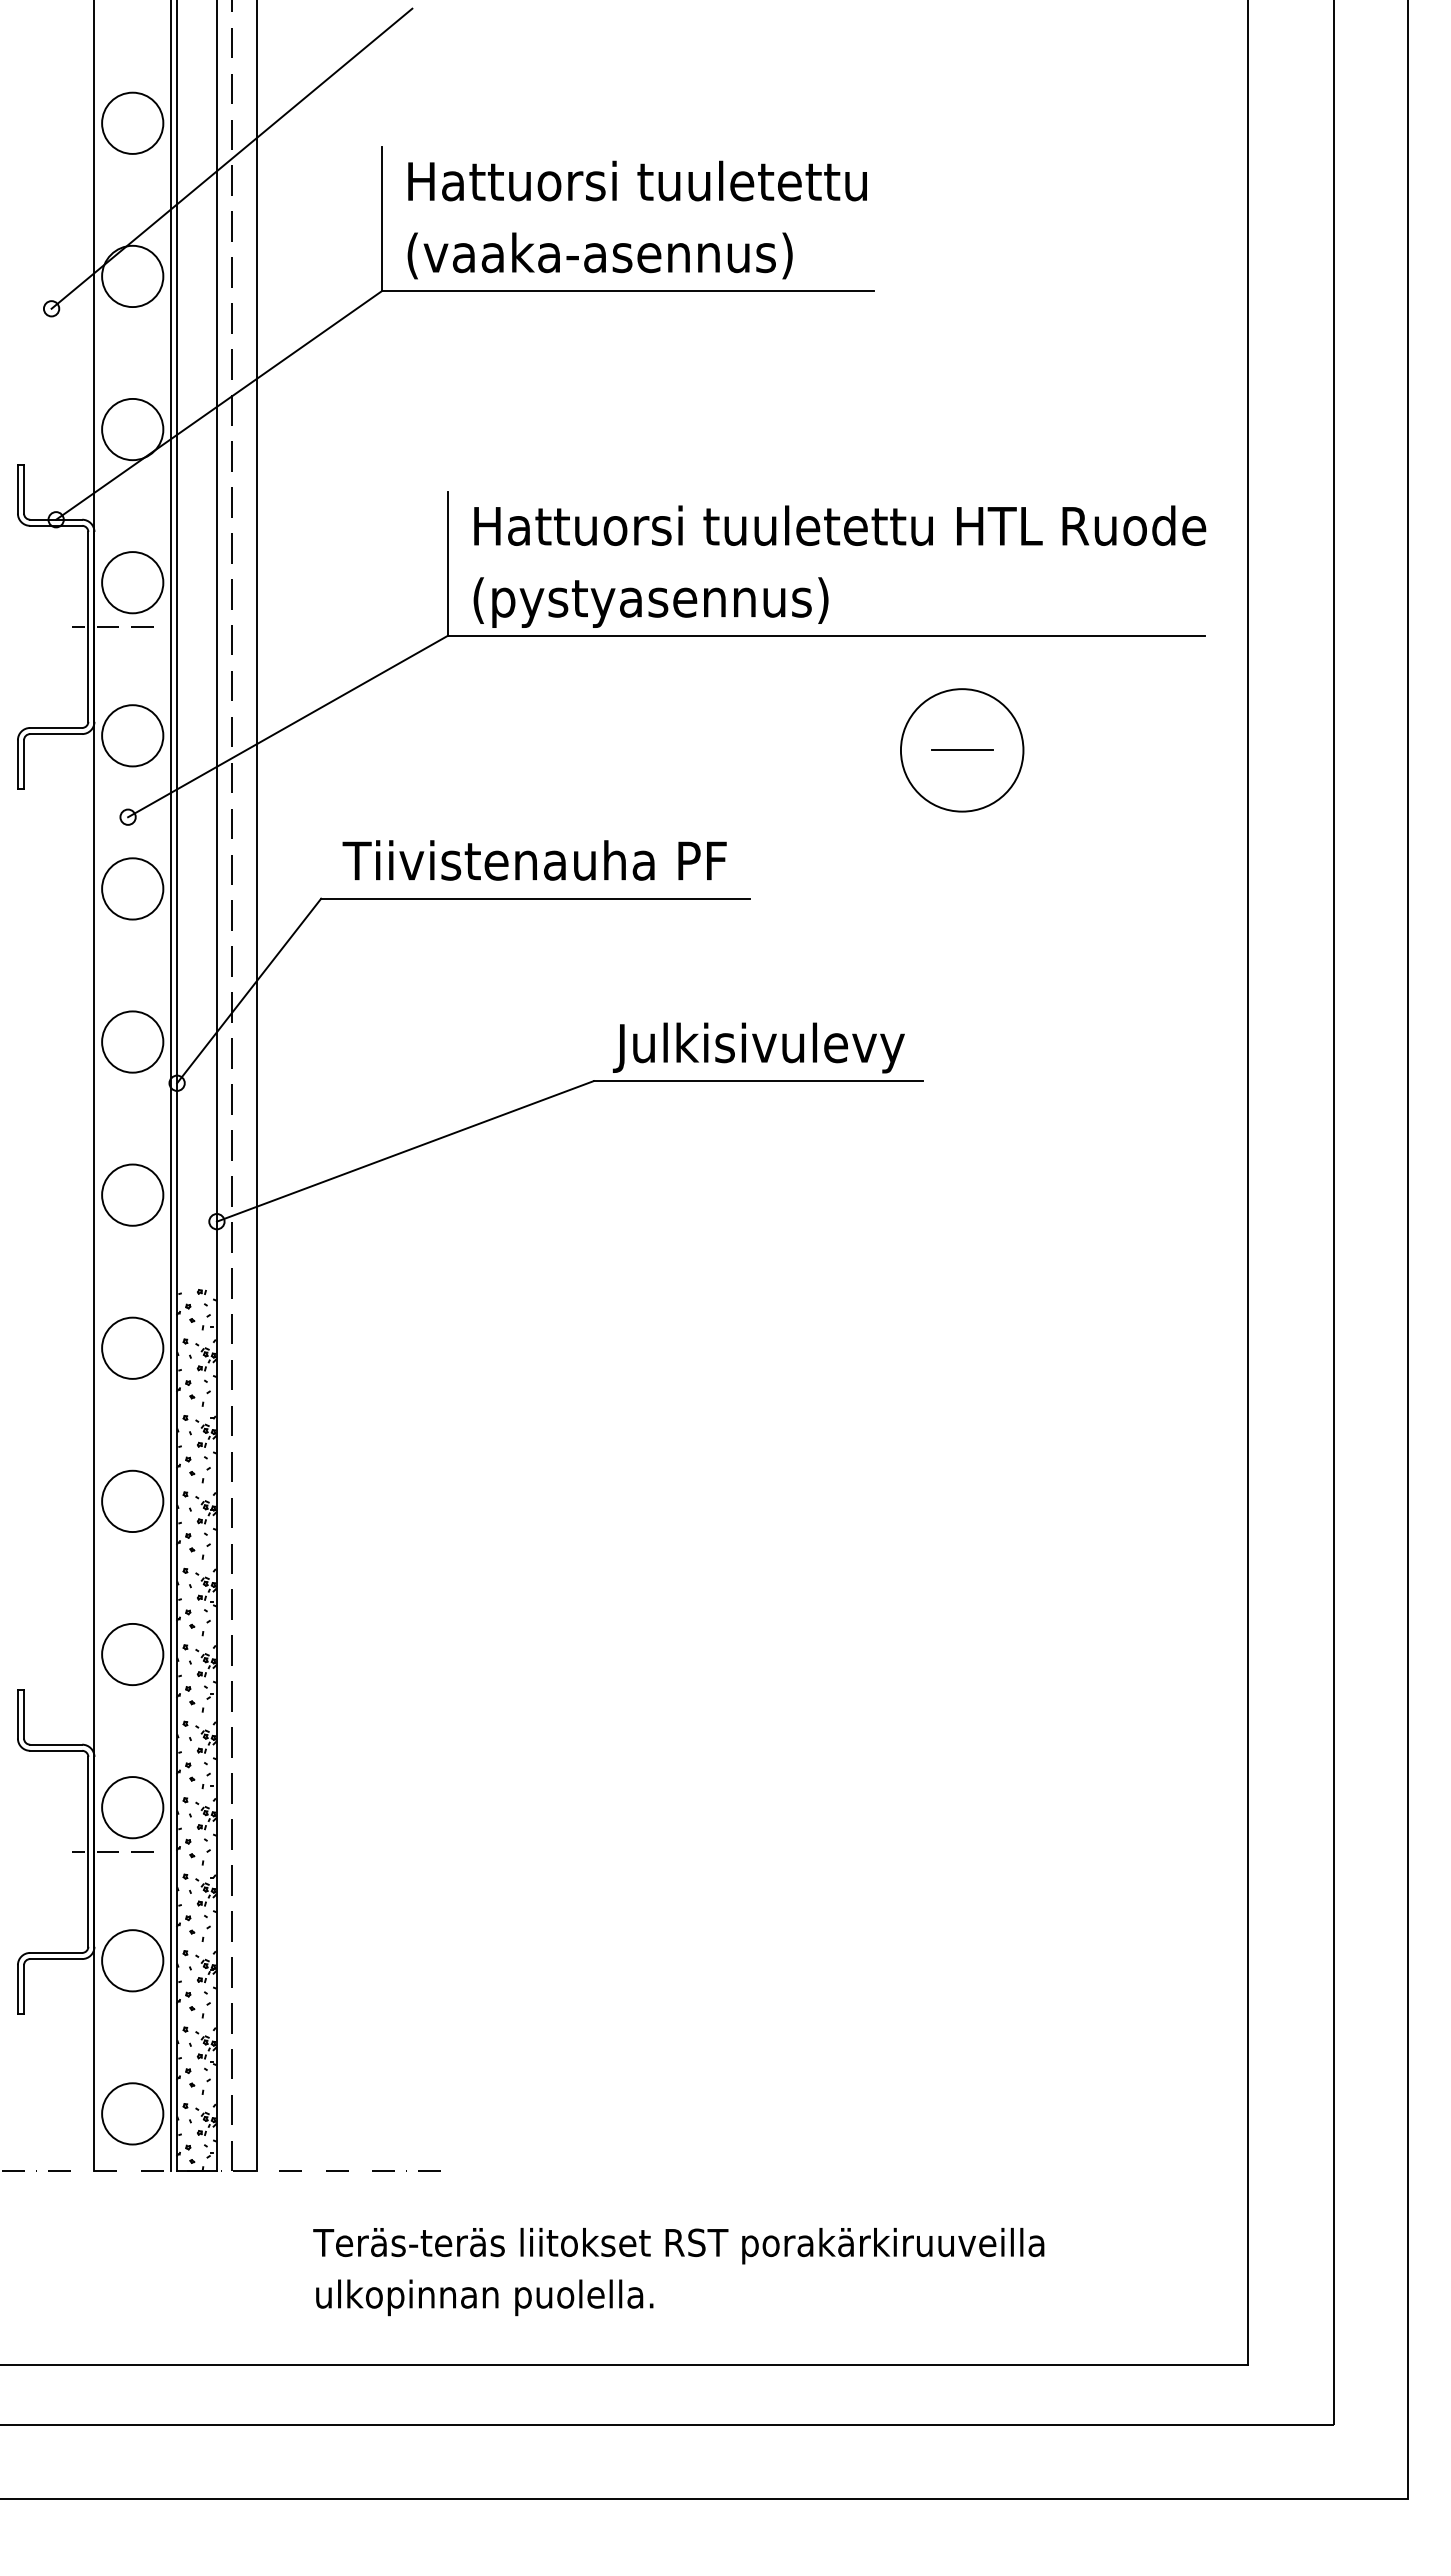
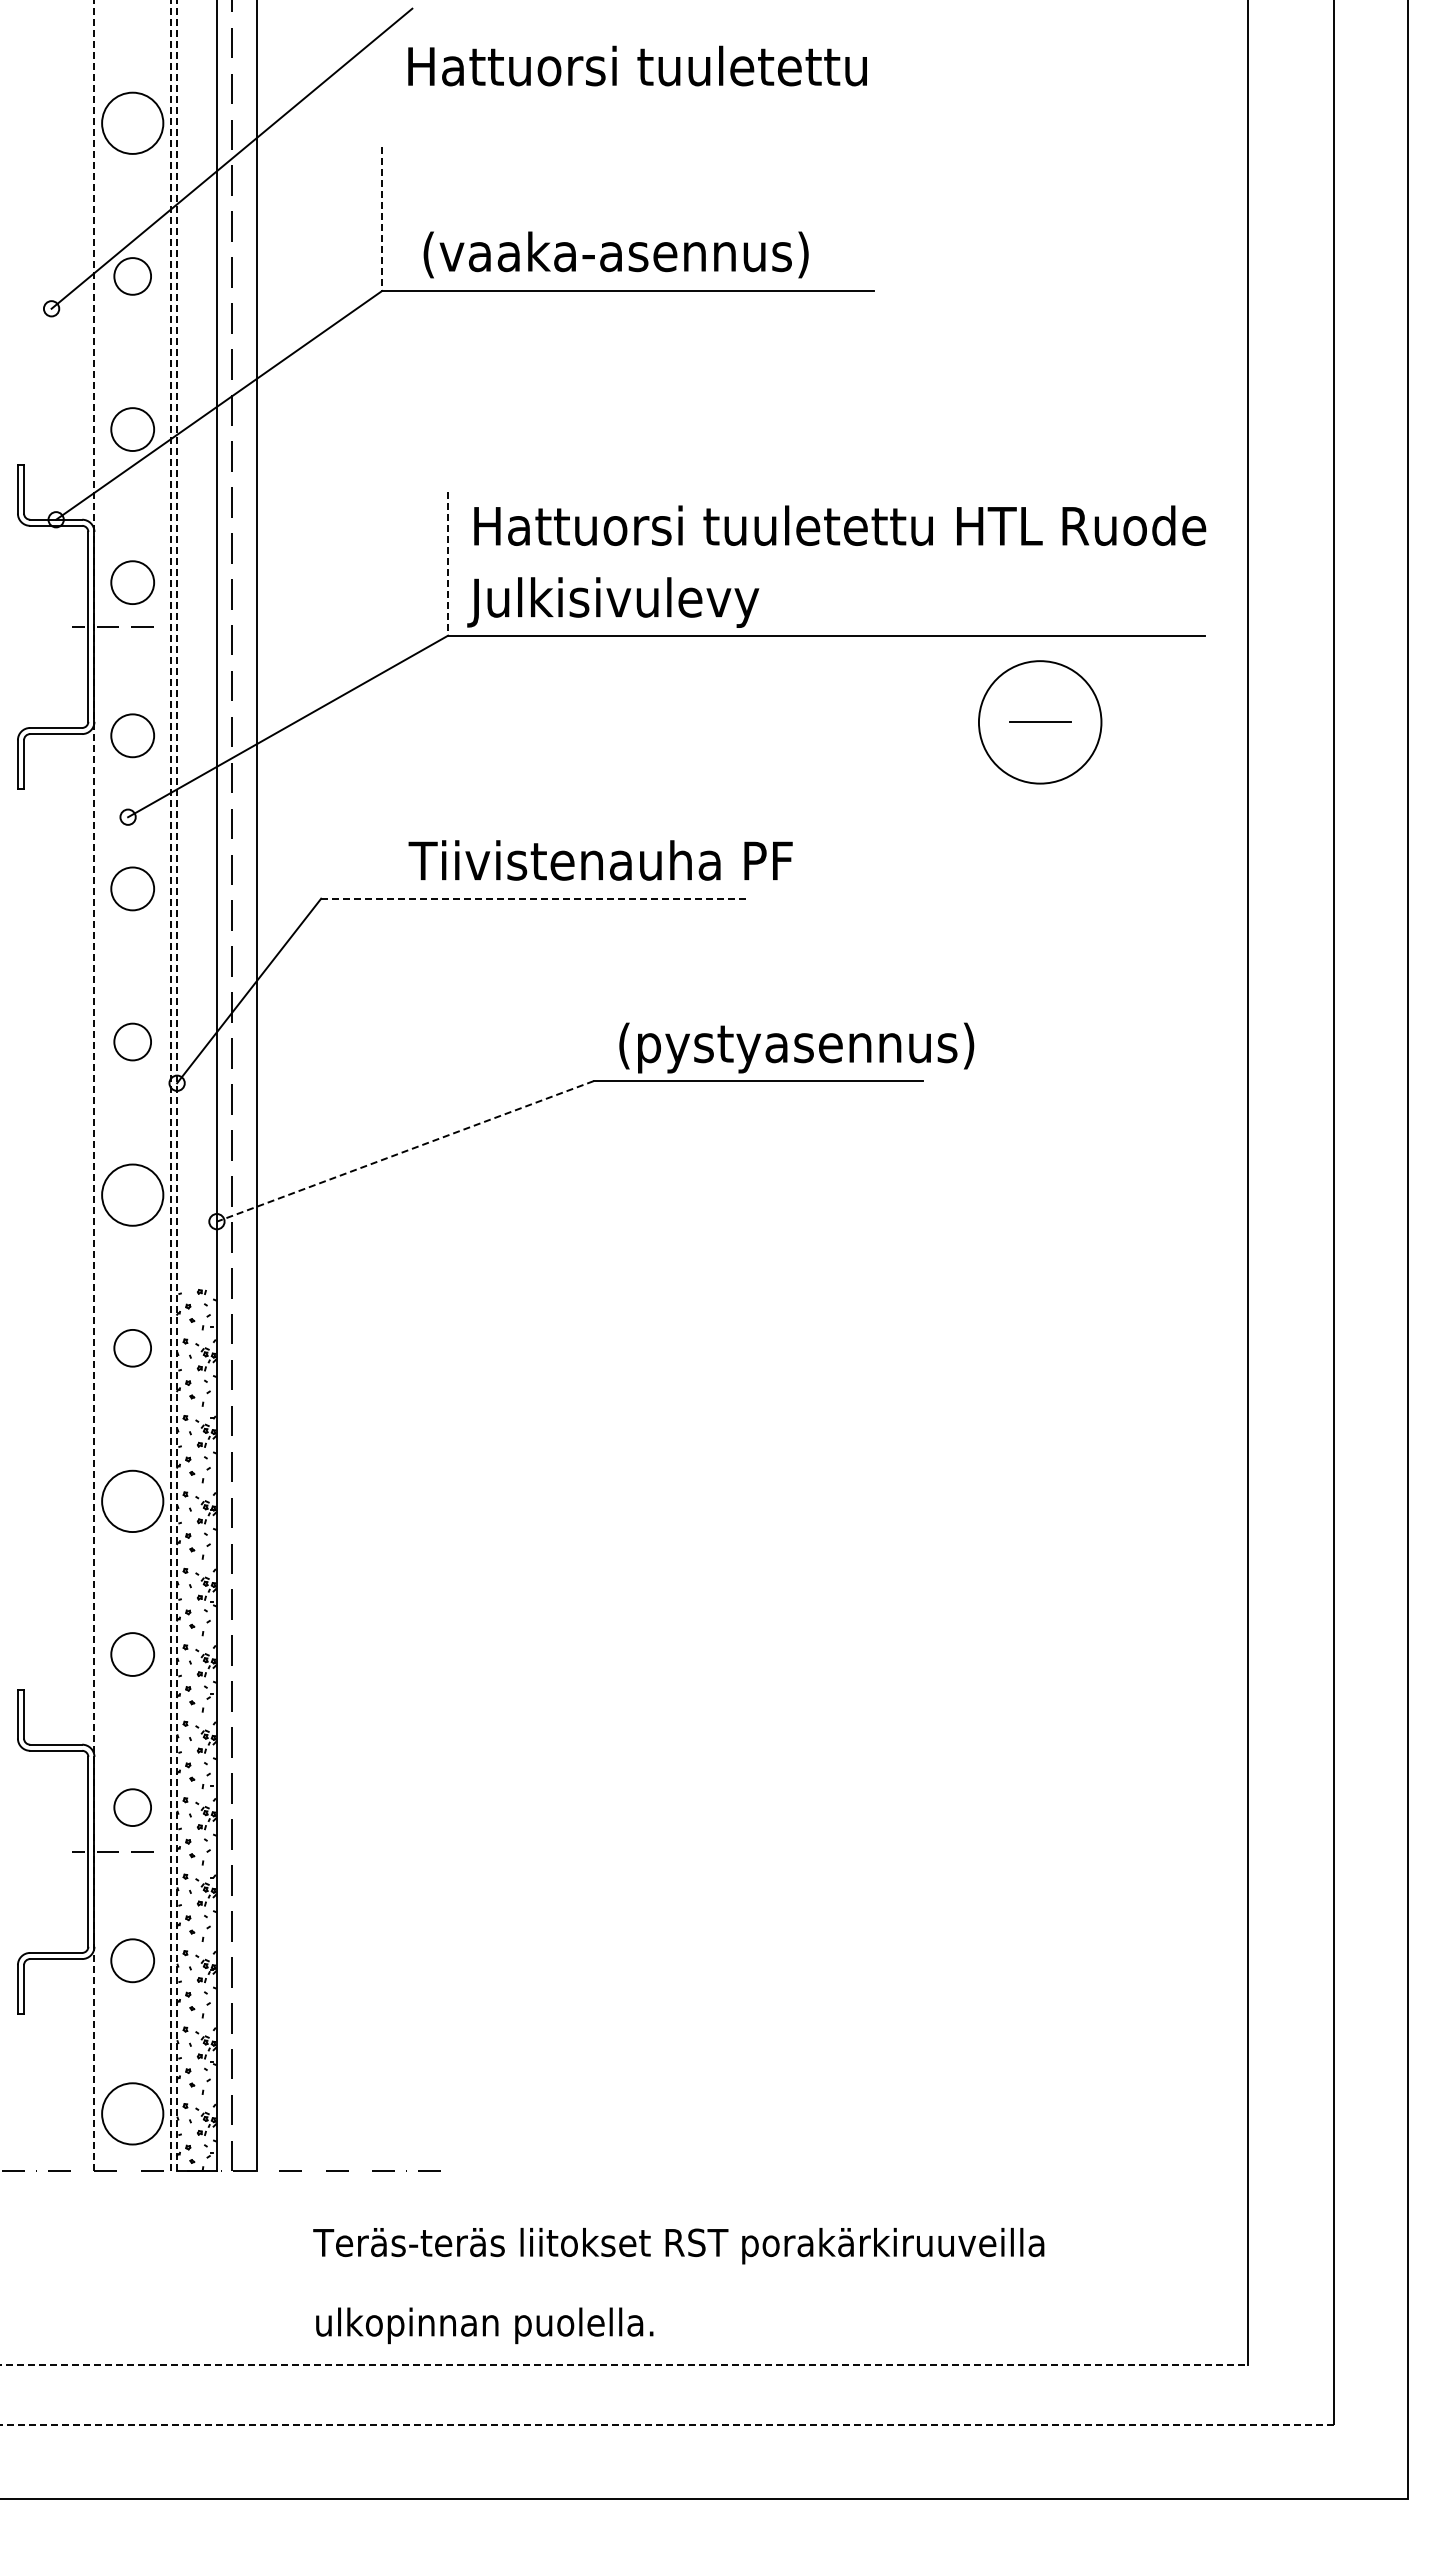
text position: (637, 180) -> (637, 65) (637, 65)
line: solid -> dashed (382, 219)
text position: (599, 255) -> (615, 254) (615, 254)
circle diameter: 61 px -> 37 px (132, 276)
circle diameter: 61 px -> 43 px (132, 429)
line: solid -> dashed (448, 563)
circle diameter: 61 px -> 43 px (132, 582)
text: (pystyasennus) -> Julkisivulevy (647, 602)
circle diameter: 61 px -> 43 px (132, 735)
part position: (962, 750) -> (1040, 722) (1040, 722)
text position: (534, 860) -> (600, 860) (600, 860)
circle diameter: 61 px -> 43 px (132, 888)
line: solid -> dashed (536, 898)
circle diameter: 61 px -> 37 px (132, 1041)
text: Julkisivulevy -> (pystyasennus) (793, 1047)
line: solid -> dashed (94, 1085)
line: solid -> dashed (171, 1085)
line: solid -> dashed (177, 1085)
line: solid -> dashed (404, 1151)
circle diameter: 61 px -> 37 px (132, 1347)
circle diameter: 61 px -> 43 px (132, 1654)
circle diameter: 61 px -> 37 px (132, 1807)
circle diameter: 61 px -> 43 px (132, 1960)
text position: (484, 2297) -> (484, 2325) (484, 2325)
line: solid -> dashed (624, 2365)
line: solid -> dashed (667, 2425)
